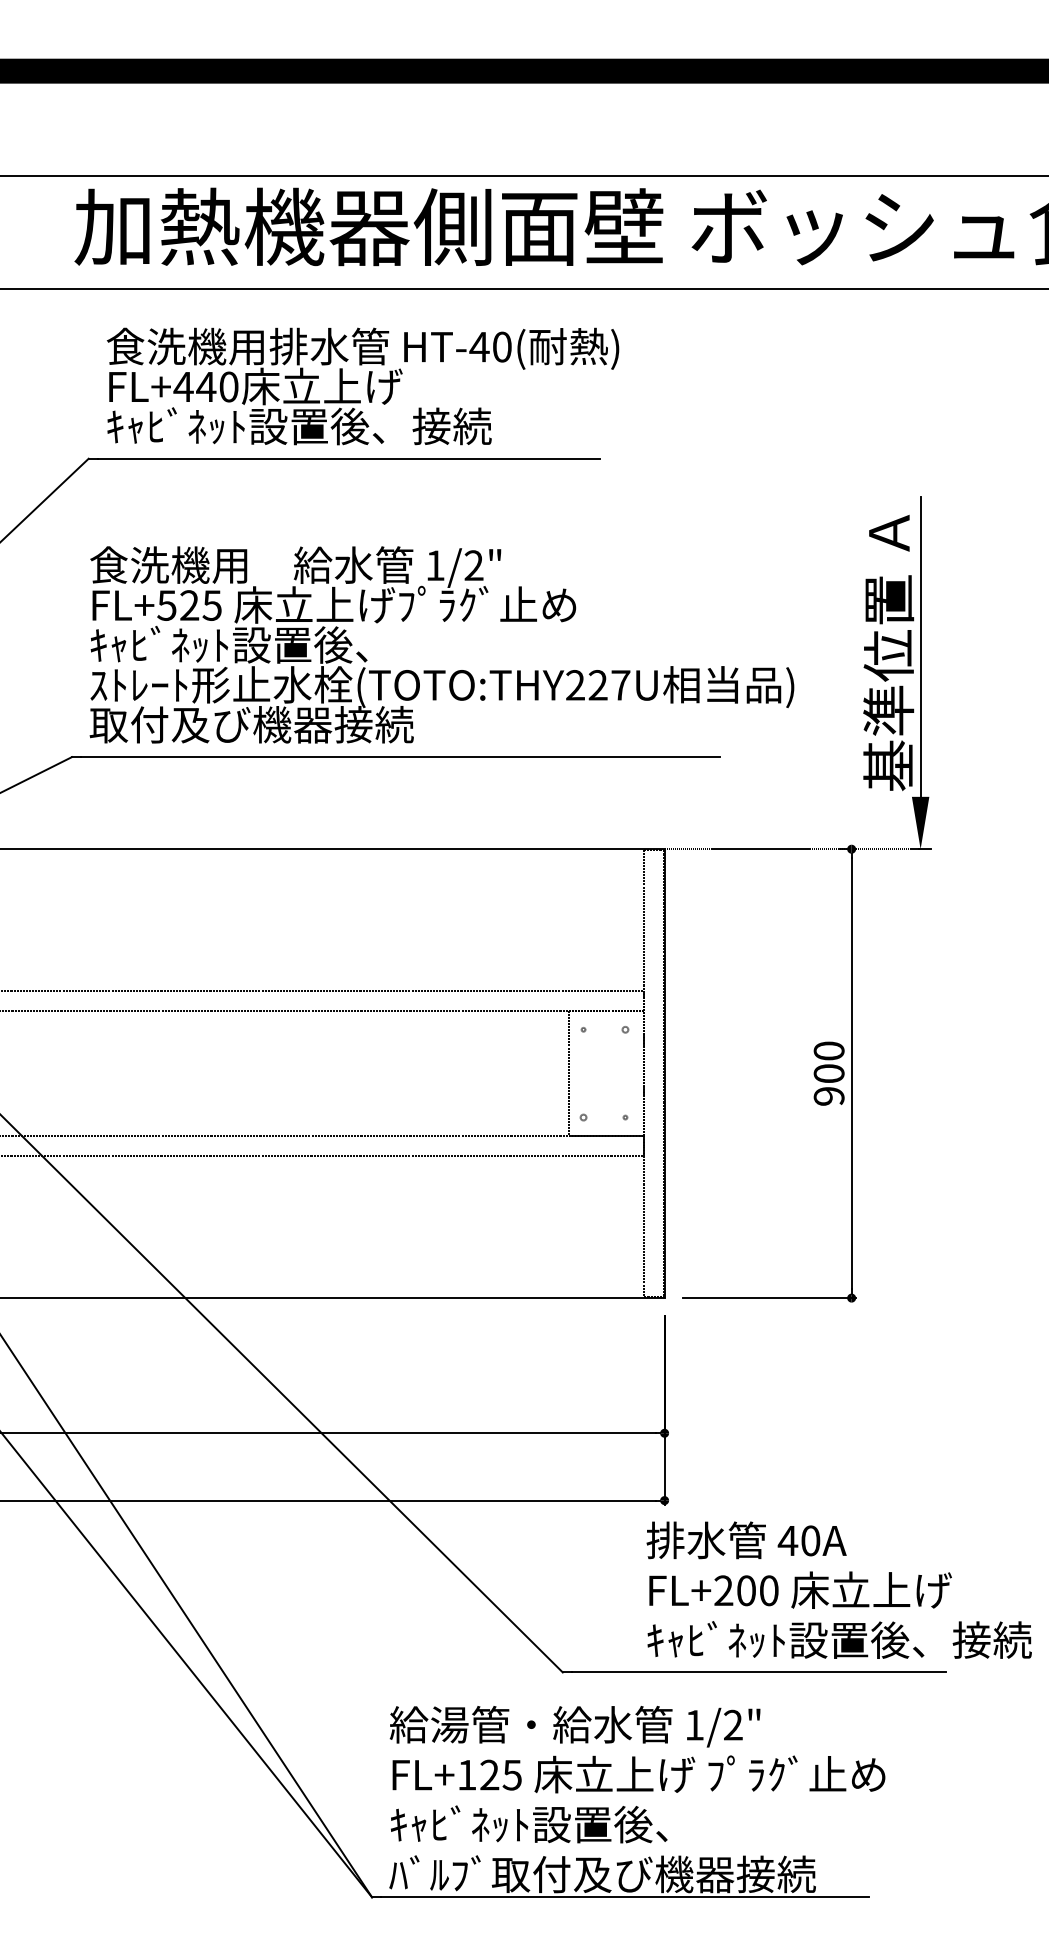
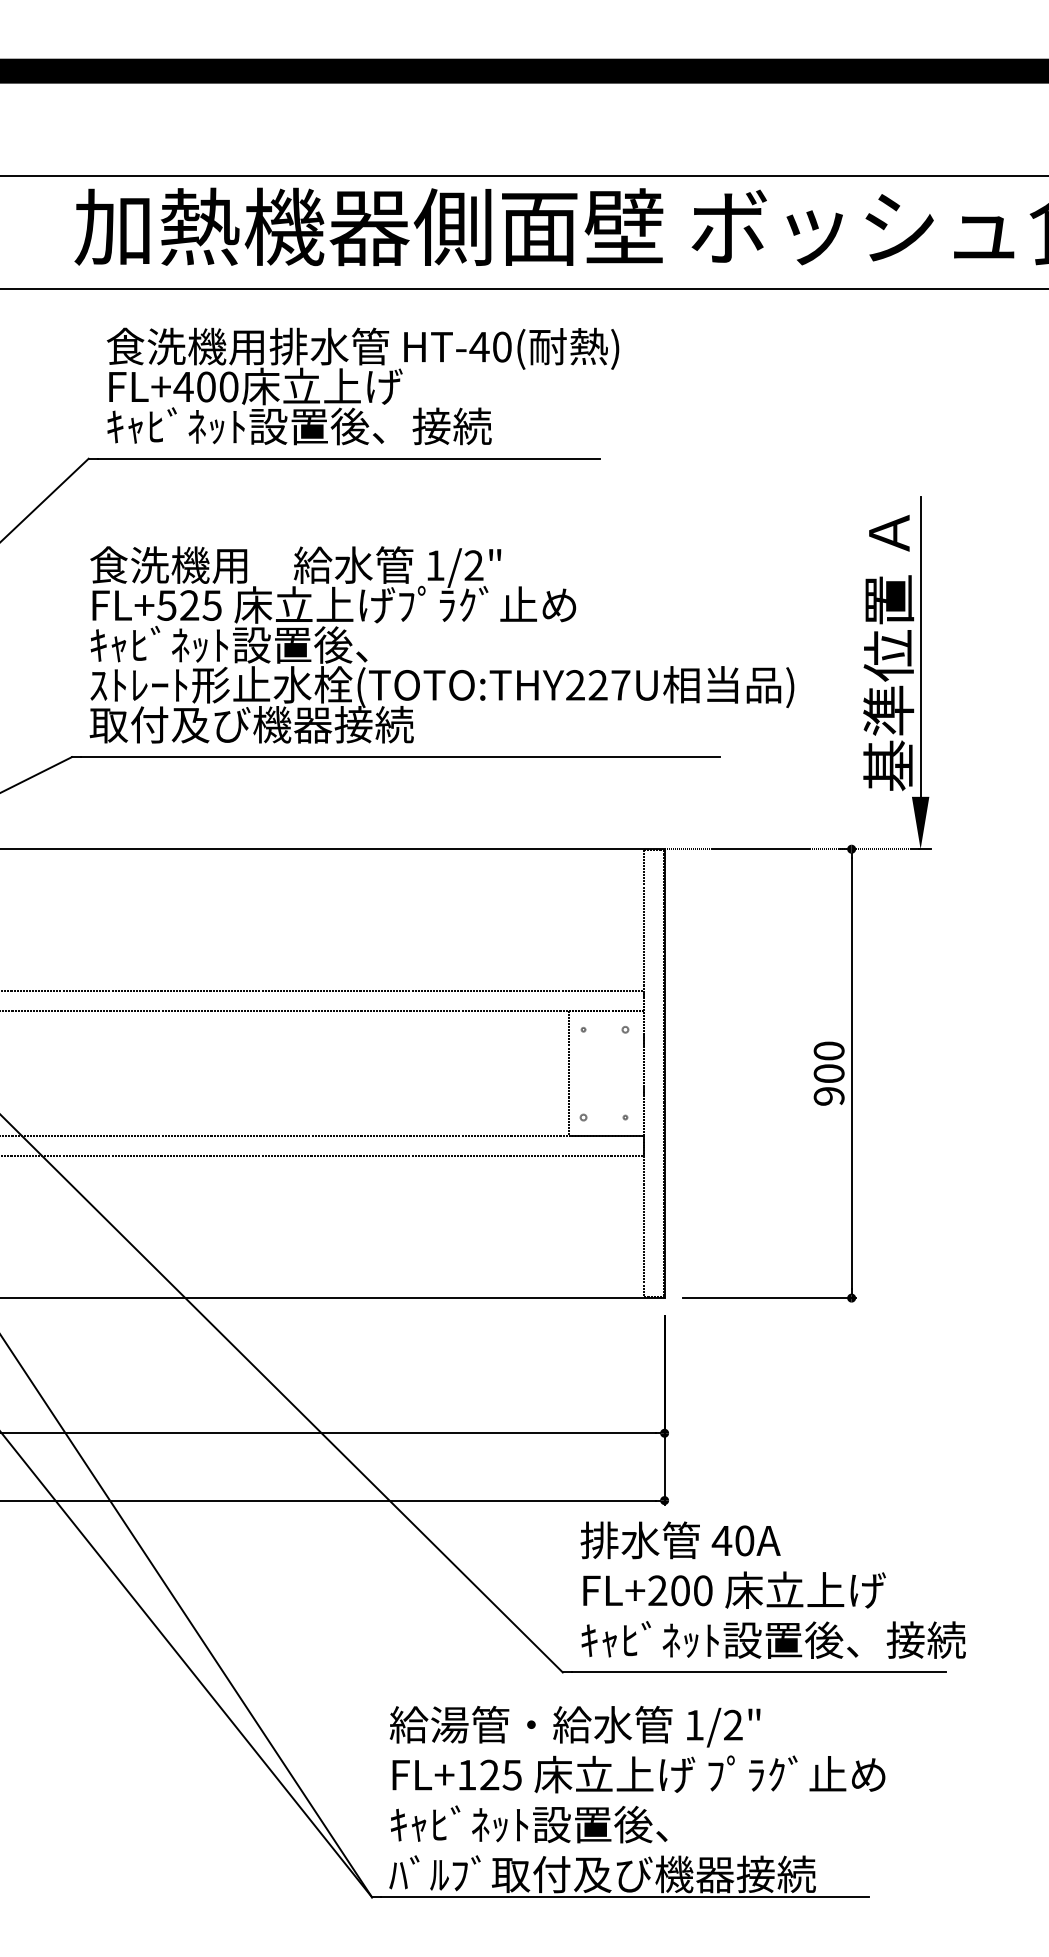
text: FL+440 -> FL+400 (206, 386)
text position: (838, 1589) -> (772, 1589) (772, 1589)
